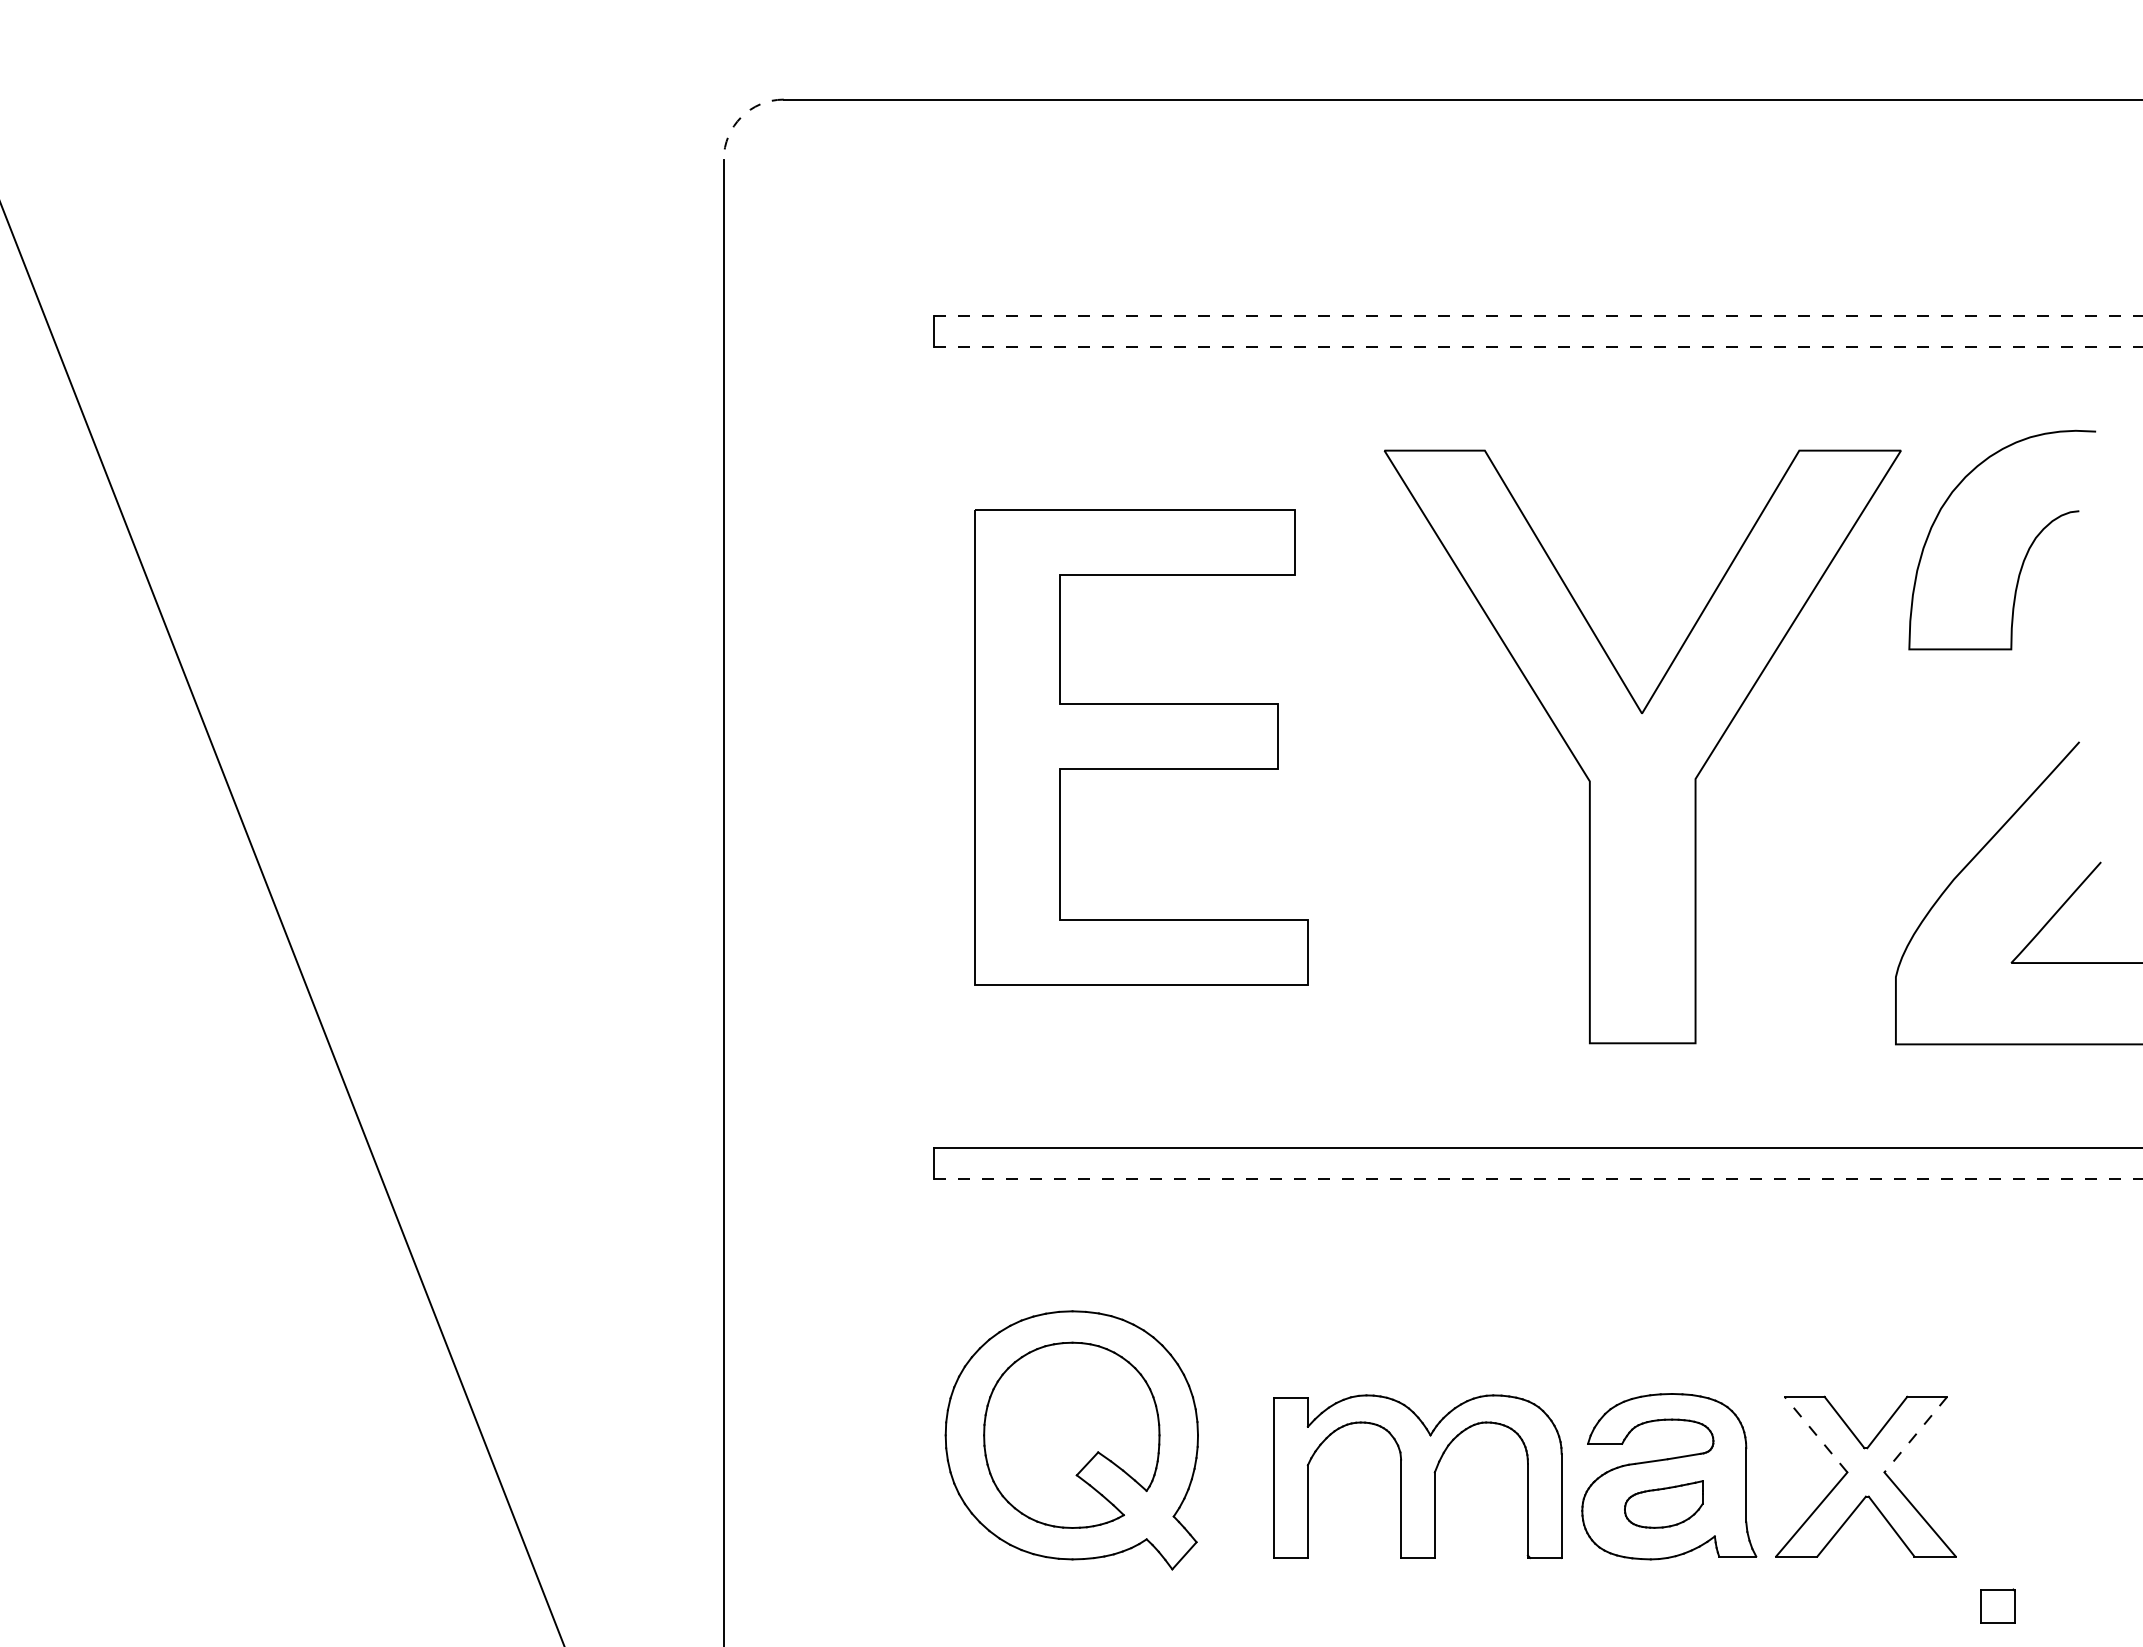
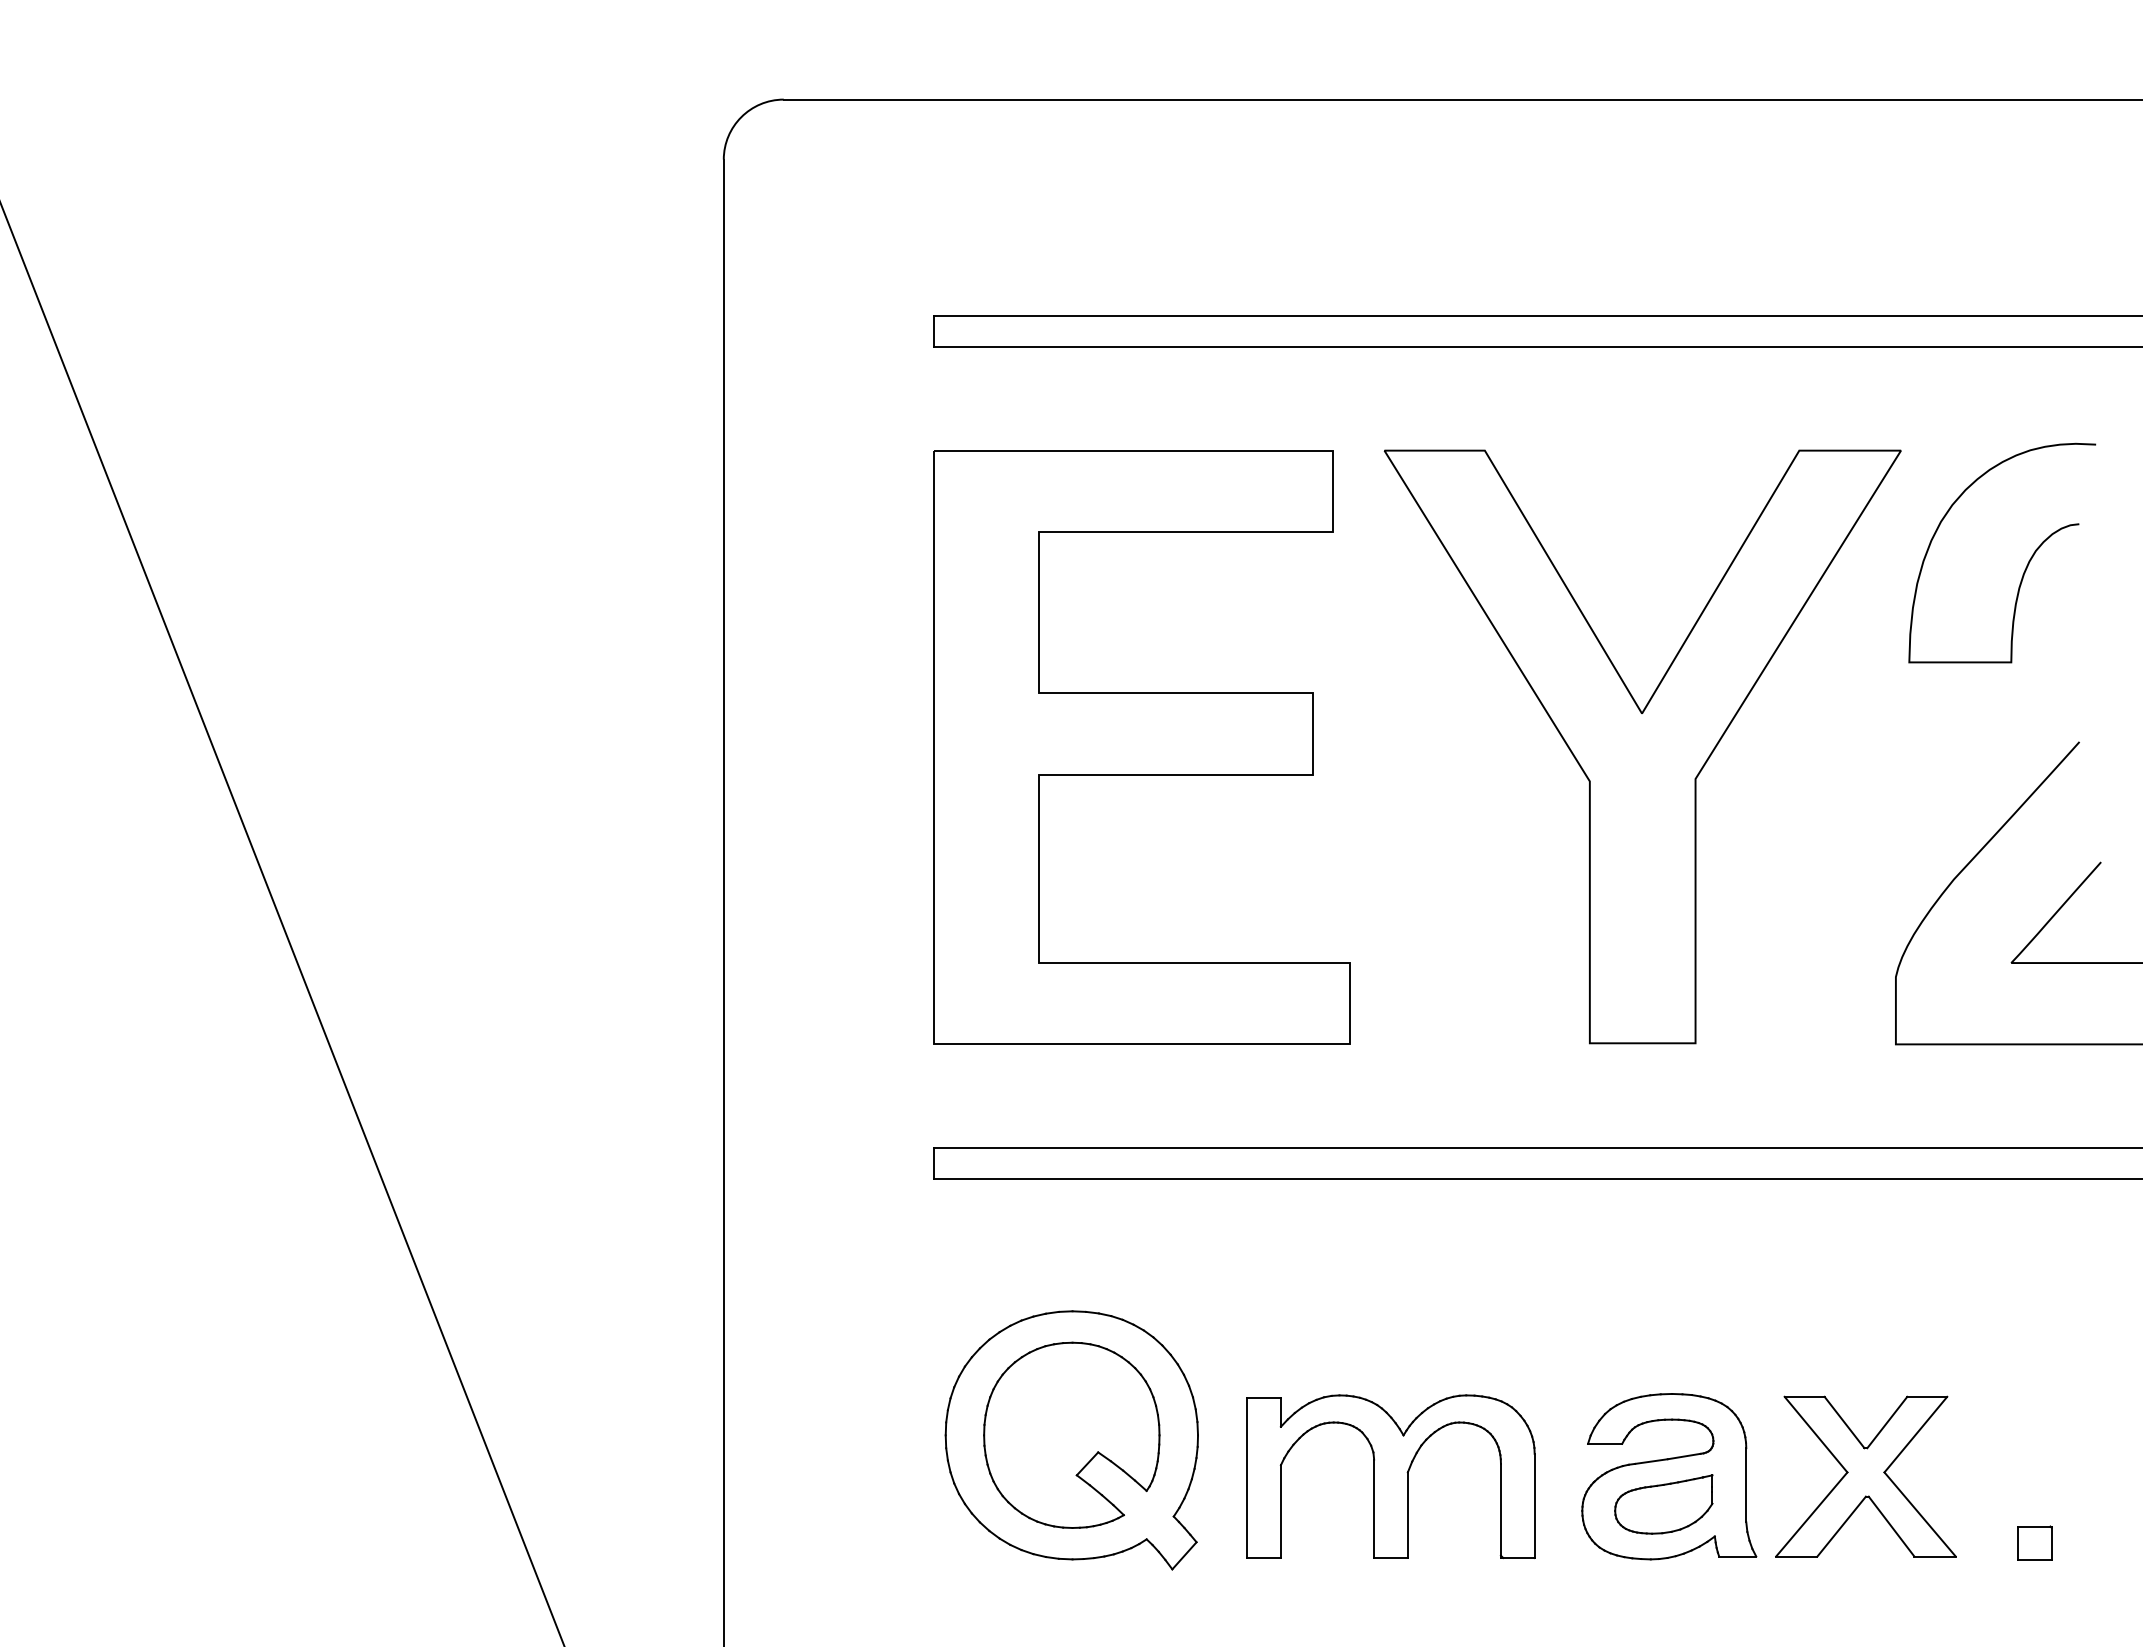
arc: dashed -> solid (741, 117)
line: dashed -> solid (1537, 315)
line: dashed -> solid (1537, 346)
curve position: (2026, 552) -> (2026, 565) (2026, 565)
part size: 335x477 px -> 418x595 px (1141, 747)
line: dashed -> solid (1538, 1179)
line: dashed -> solid (1815, 1434)
line: dashed -> solid (1915, 1435)
part position: (1417, 1476) -> (1390, 1476) (1390, 1476)
part size: 80x49 px -> 100x61 px (1663, 1504)
part position: (1997, 1605) -> (2034, 1542) (2034, 1542)
